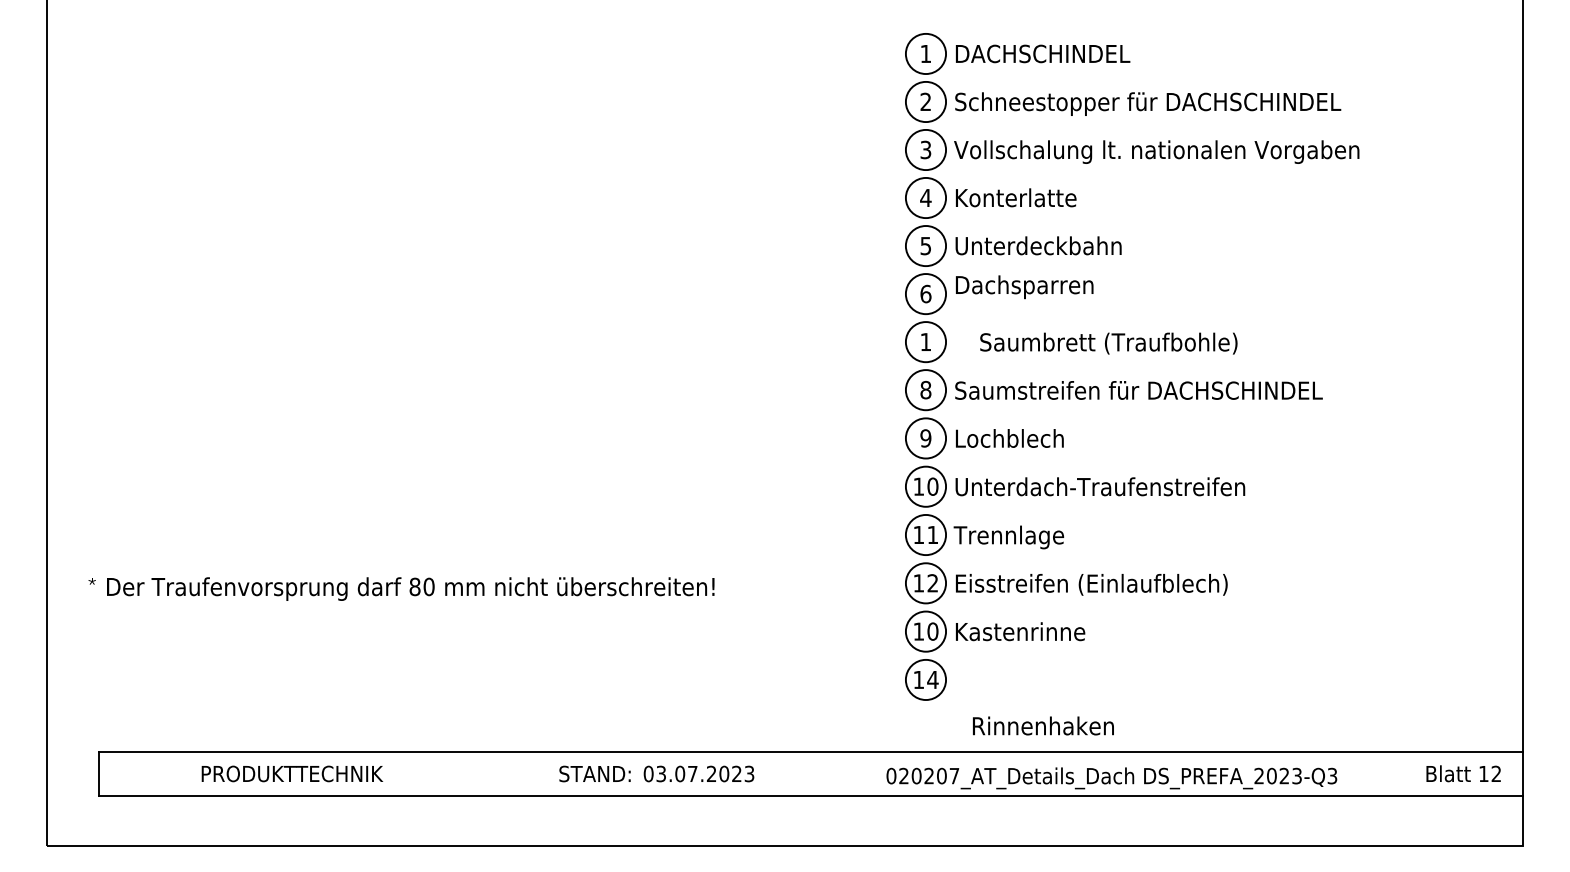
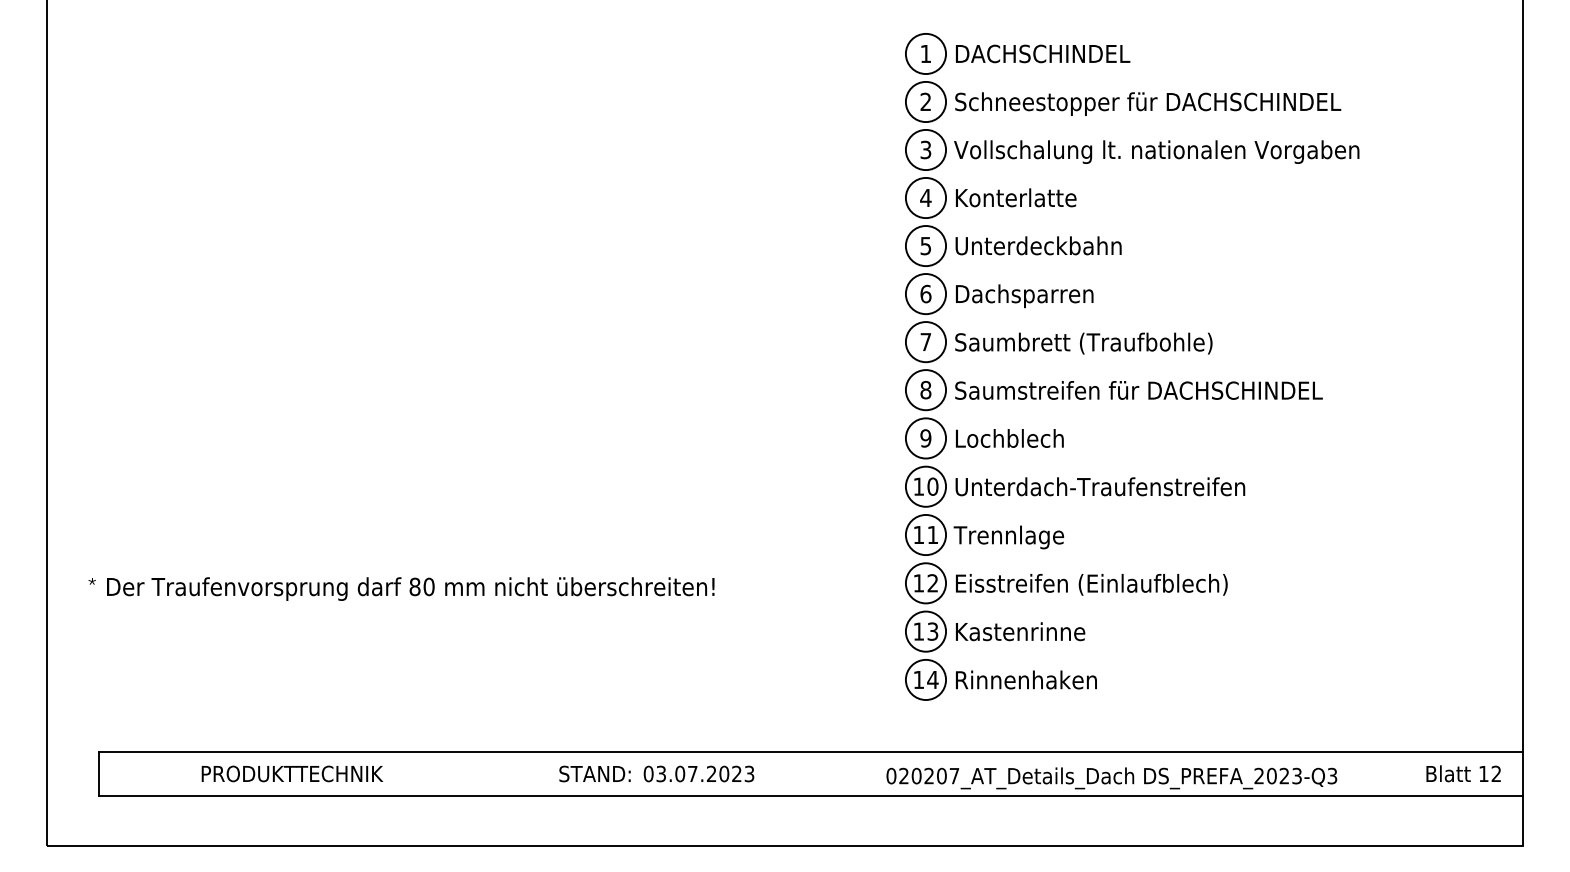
text position: (1024, 287) -> (1024, 296) (1024, 296)
text: 1 -> 7 (925, 341)
text position: (1108, 343) -> (1083, 343) (1083, 343)
text: 10 -> 13 (932, 631)
text position: (1043, 725) -> (1026, 679) (1026, 679)
